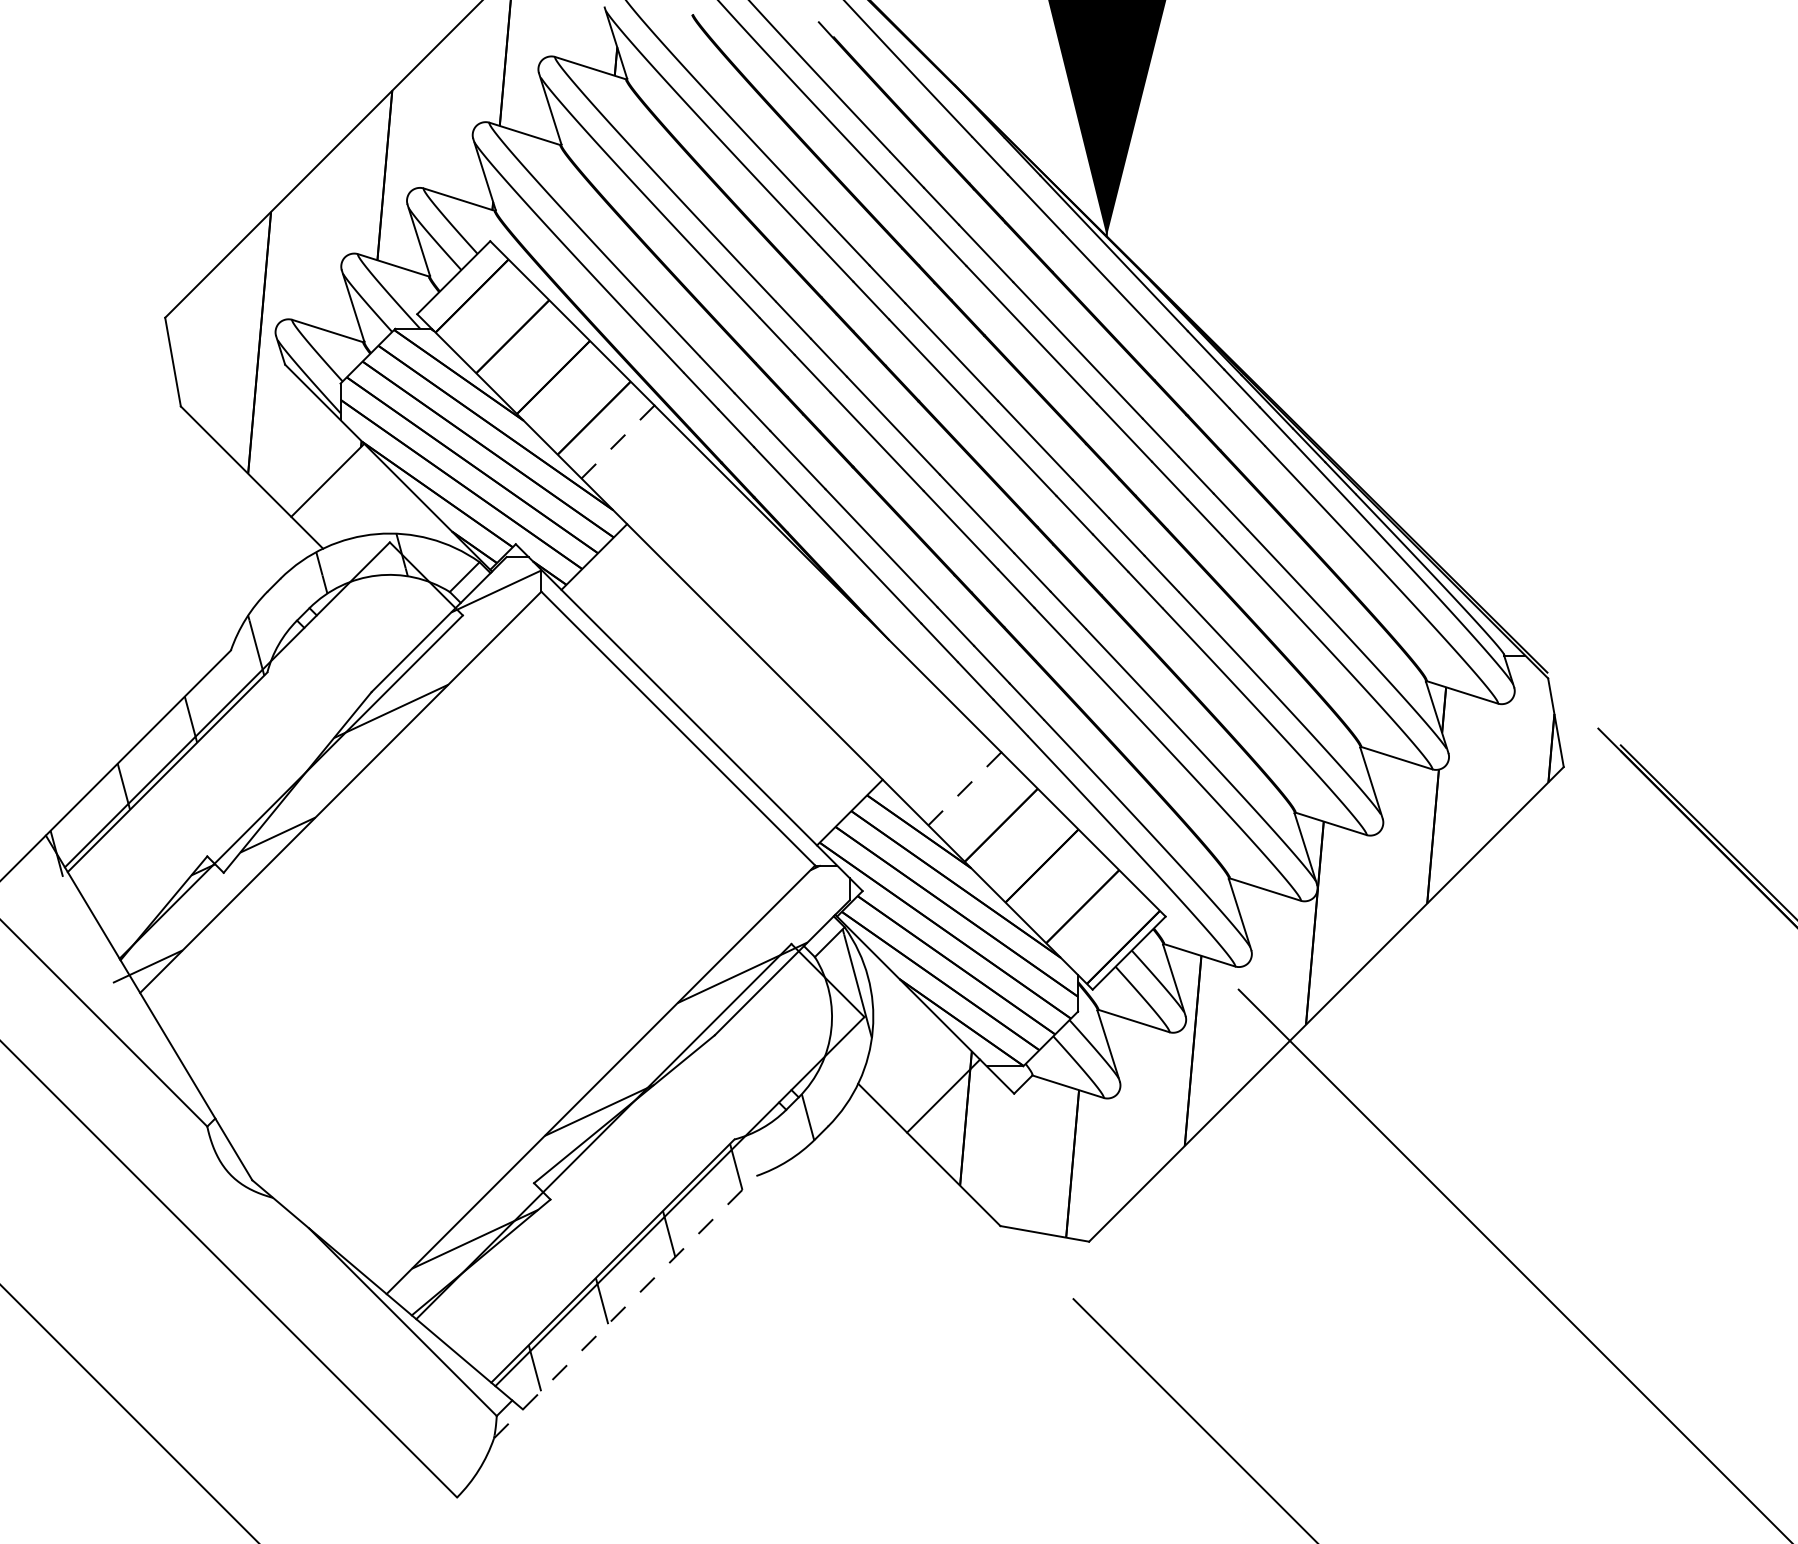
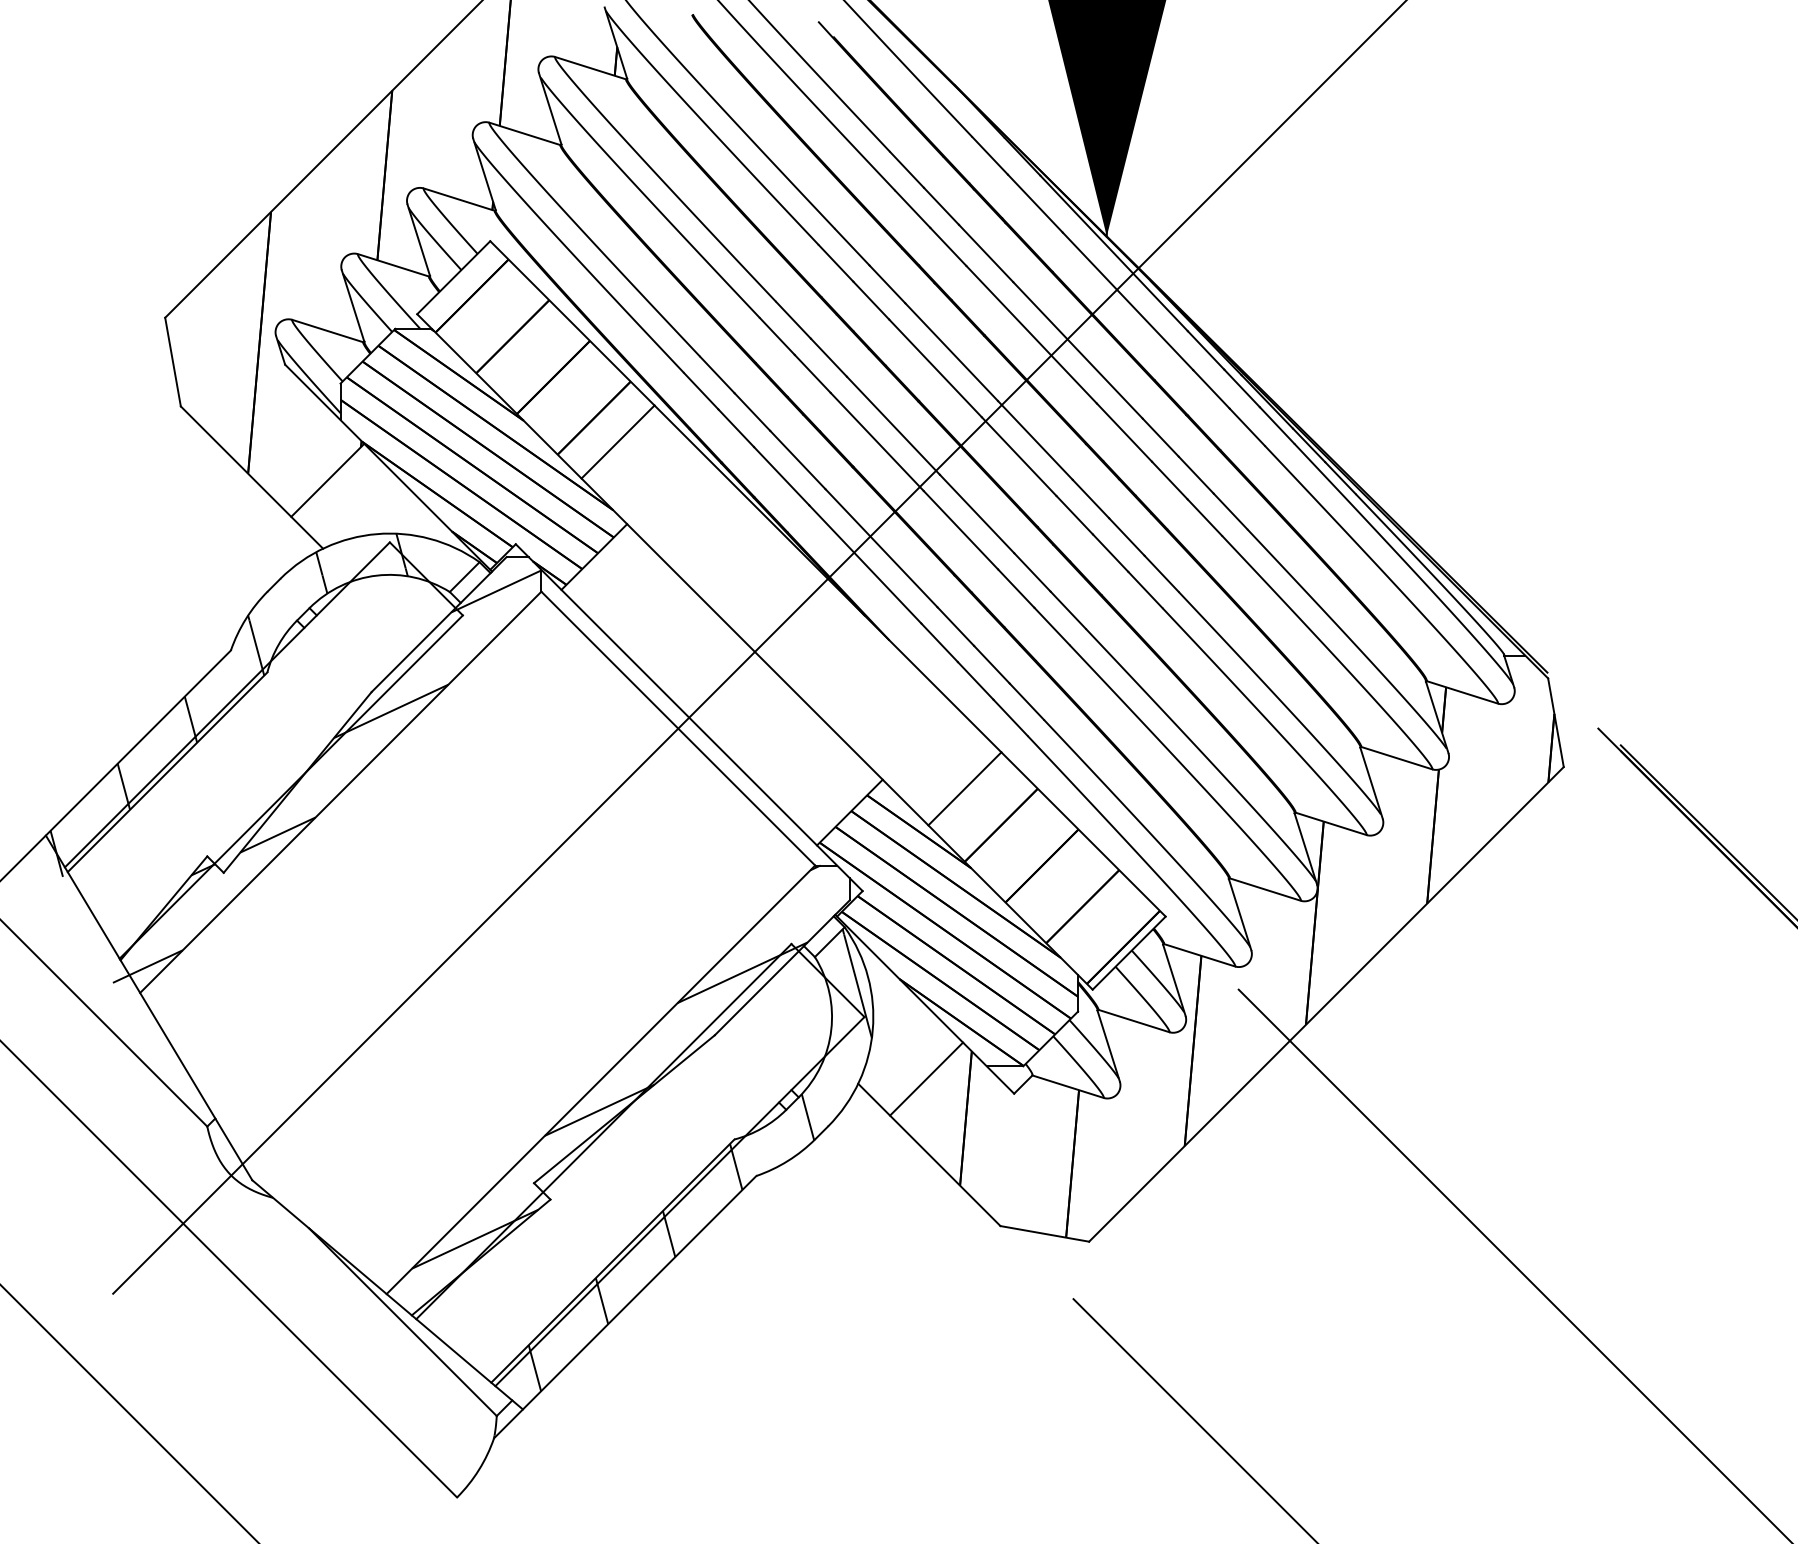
line: dashed -> solid (618, 442)
line: none -> present (703, 703)
line: dashed -> solid (964, 788)
line position: (943, 1095) -> (926, 1078) (926, 1078)
line: dashed -> solid (625, 1306)
